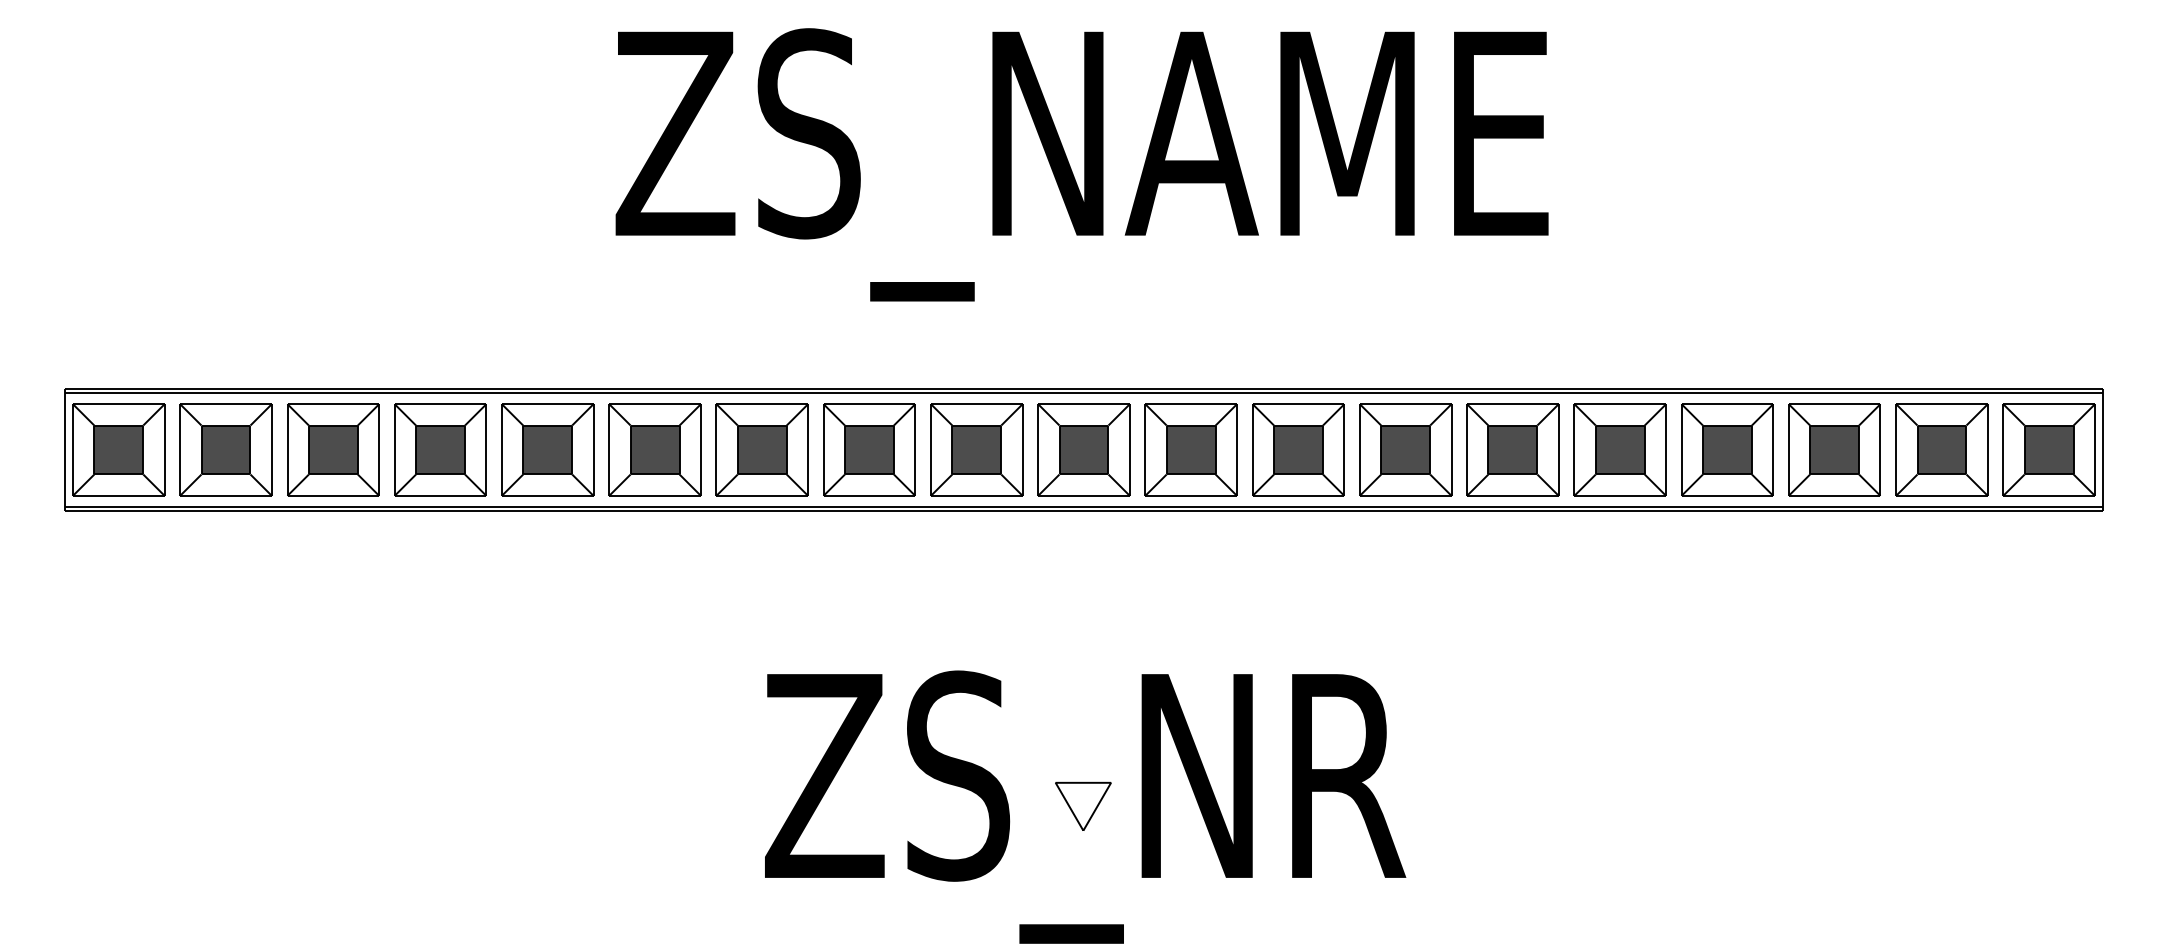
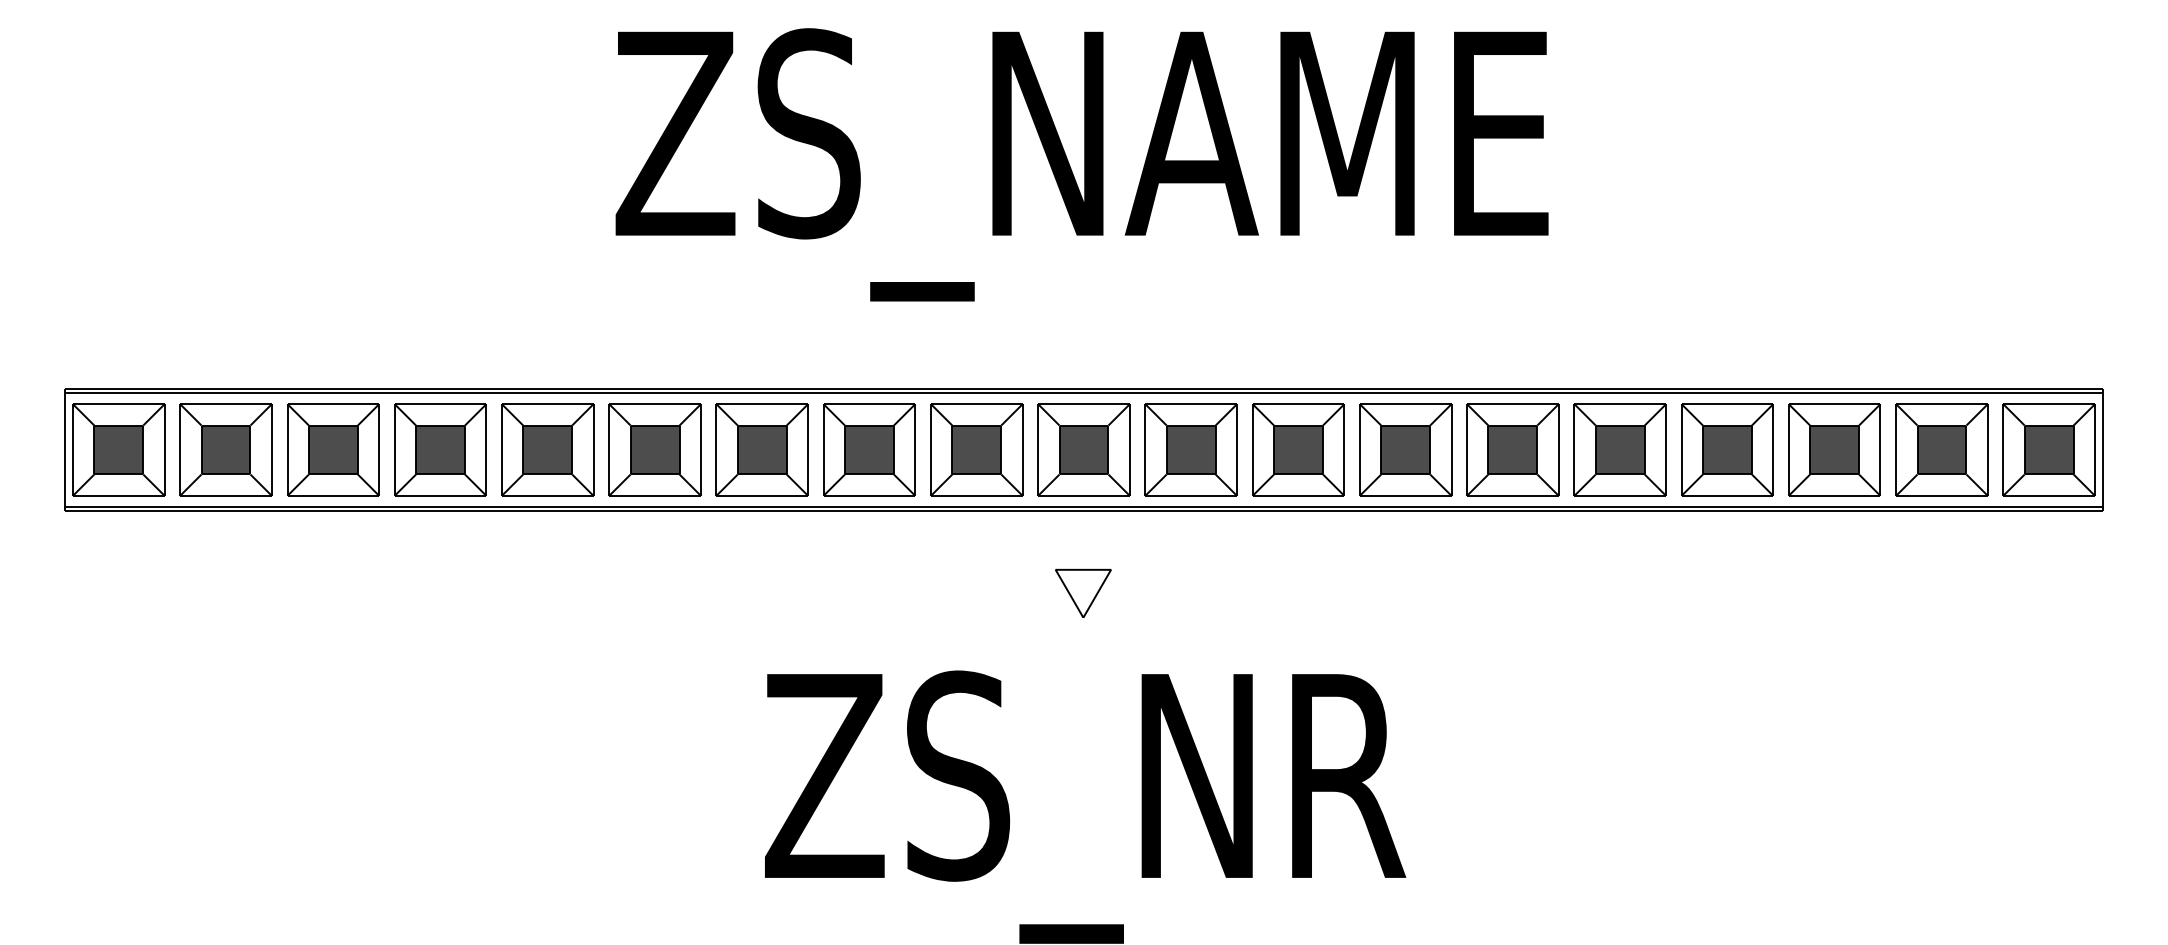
part position: (1083, 805) -> (1083, 592) (1083, 592)
